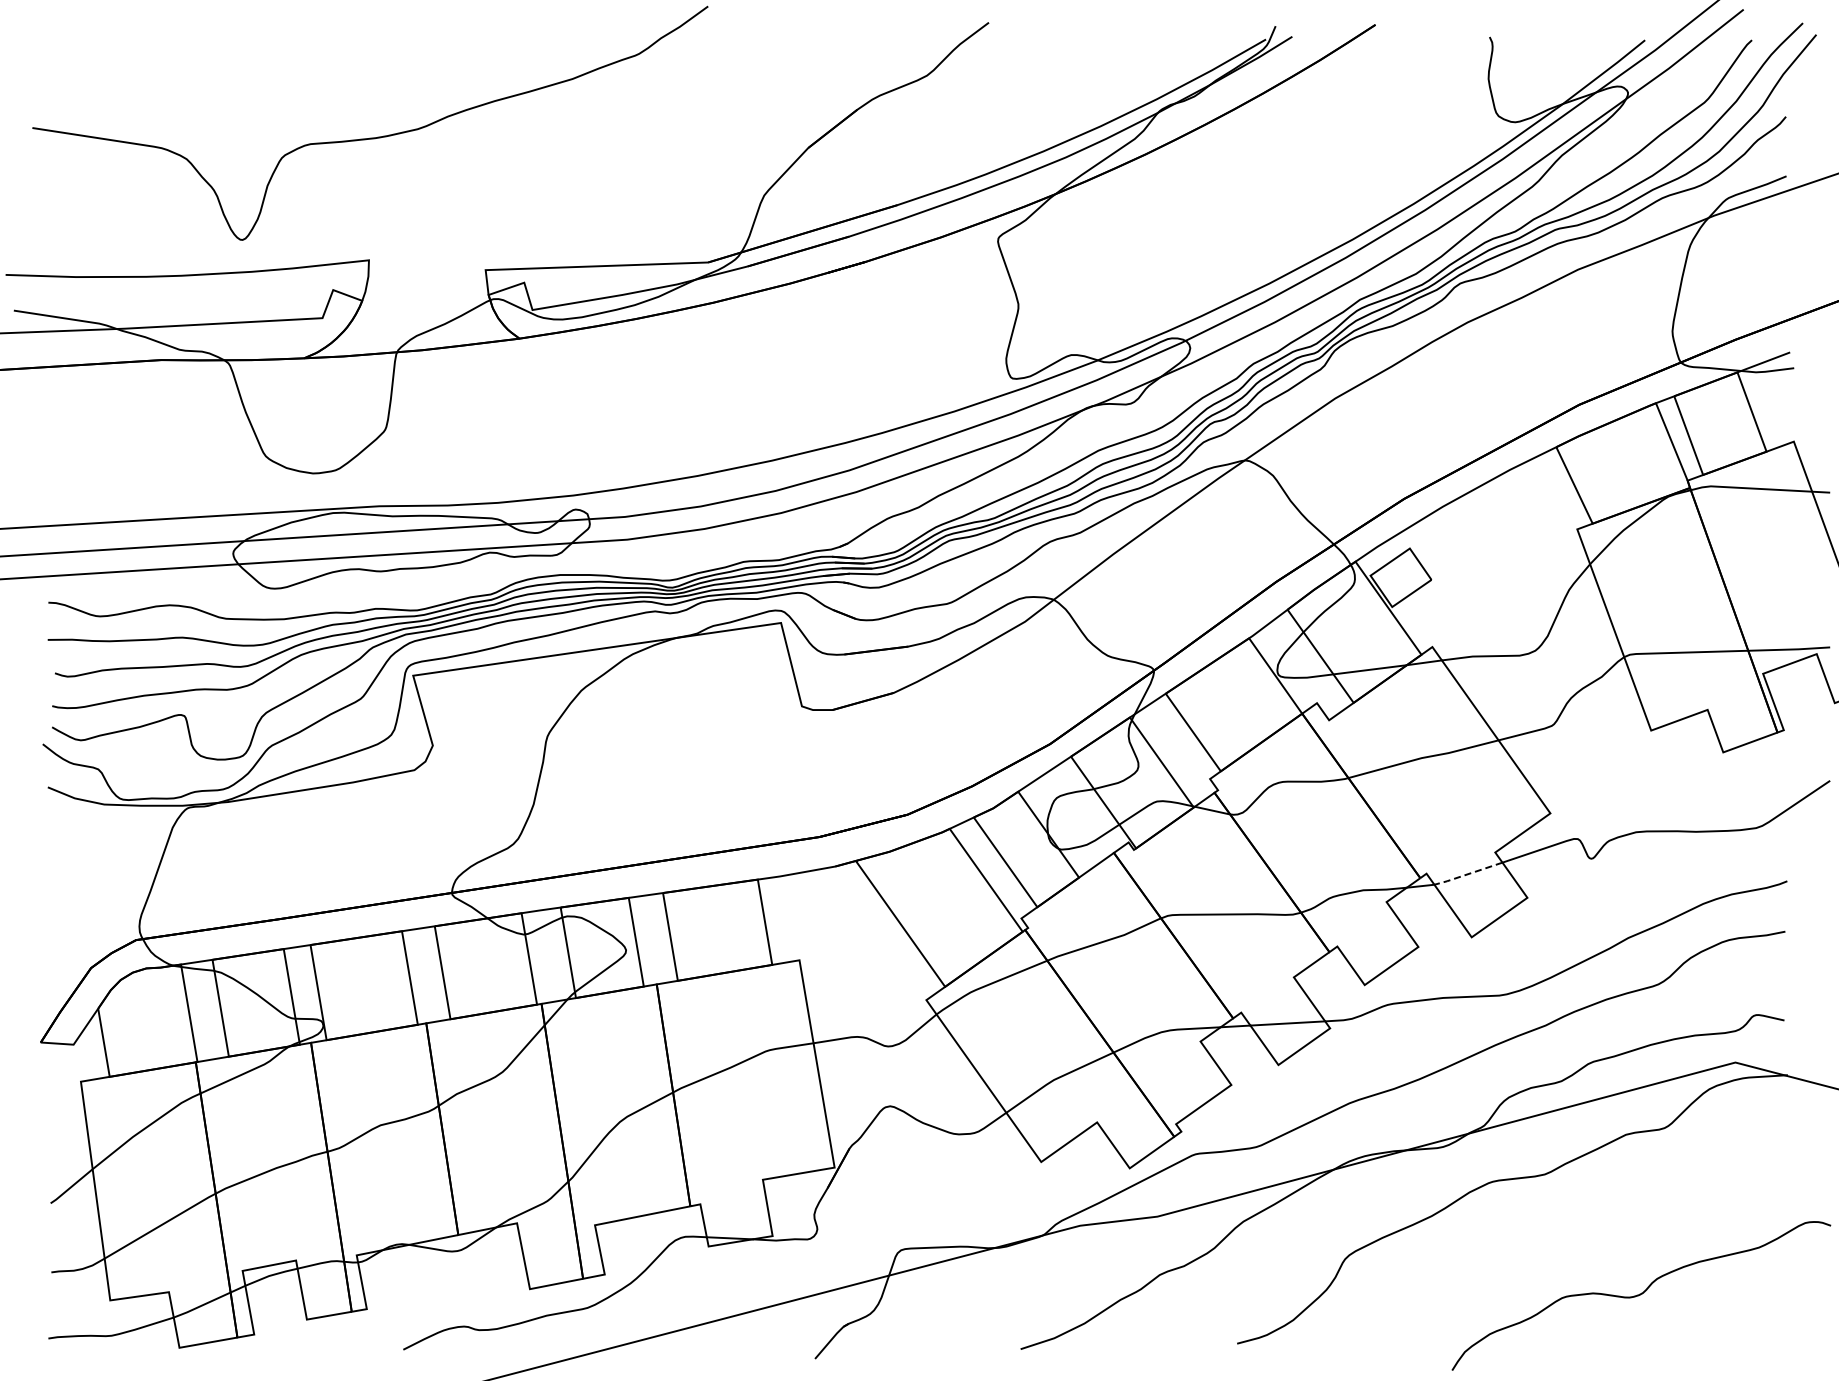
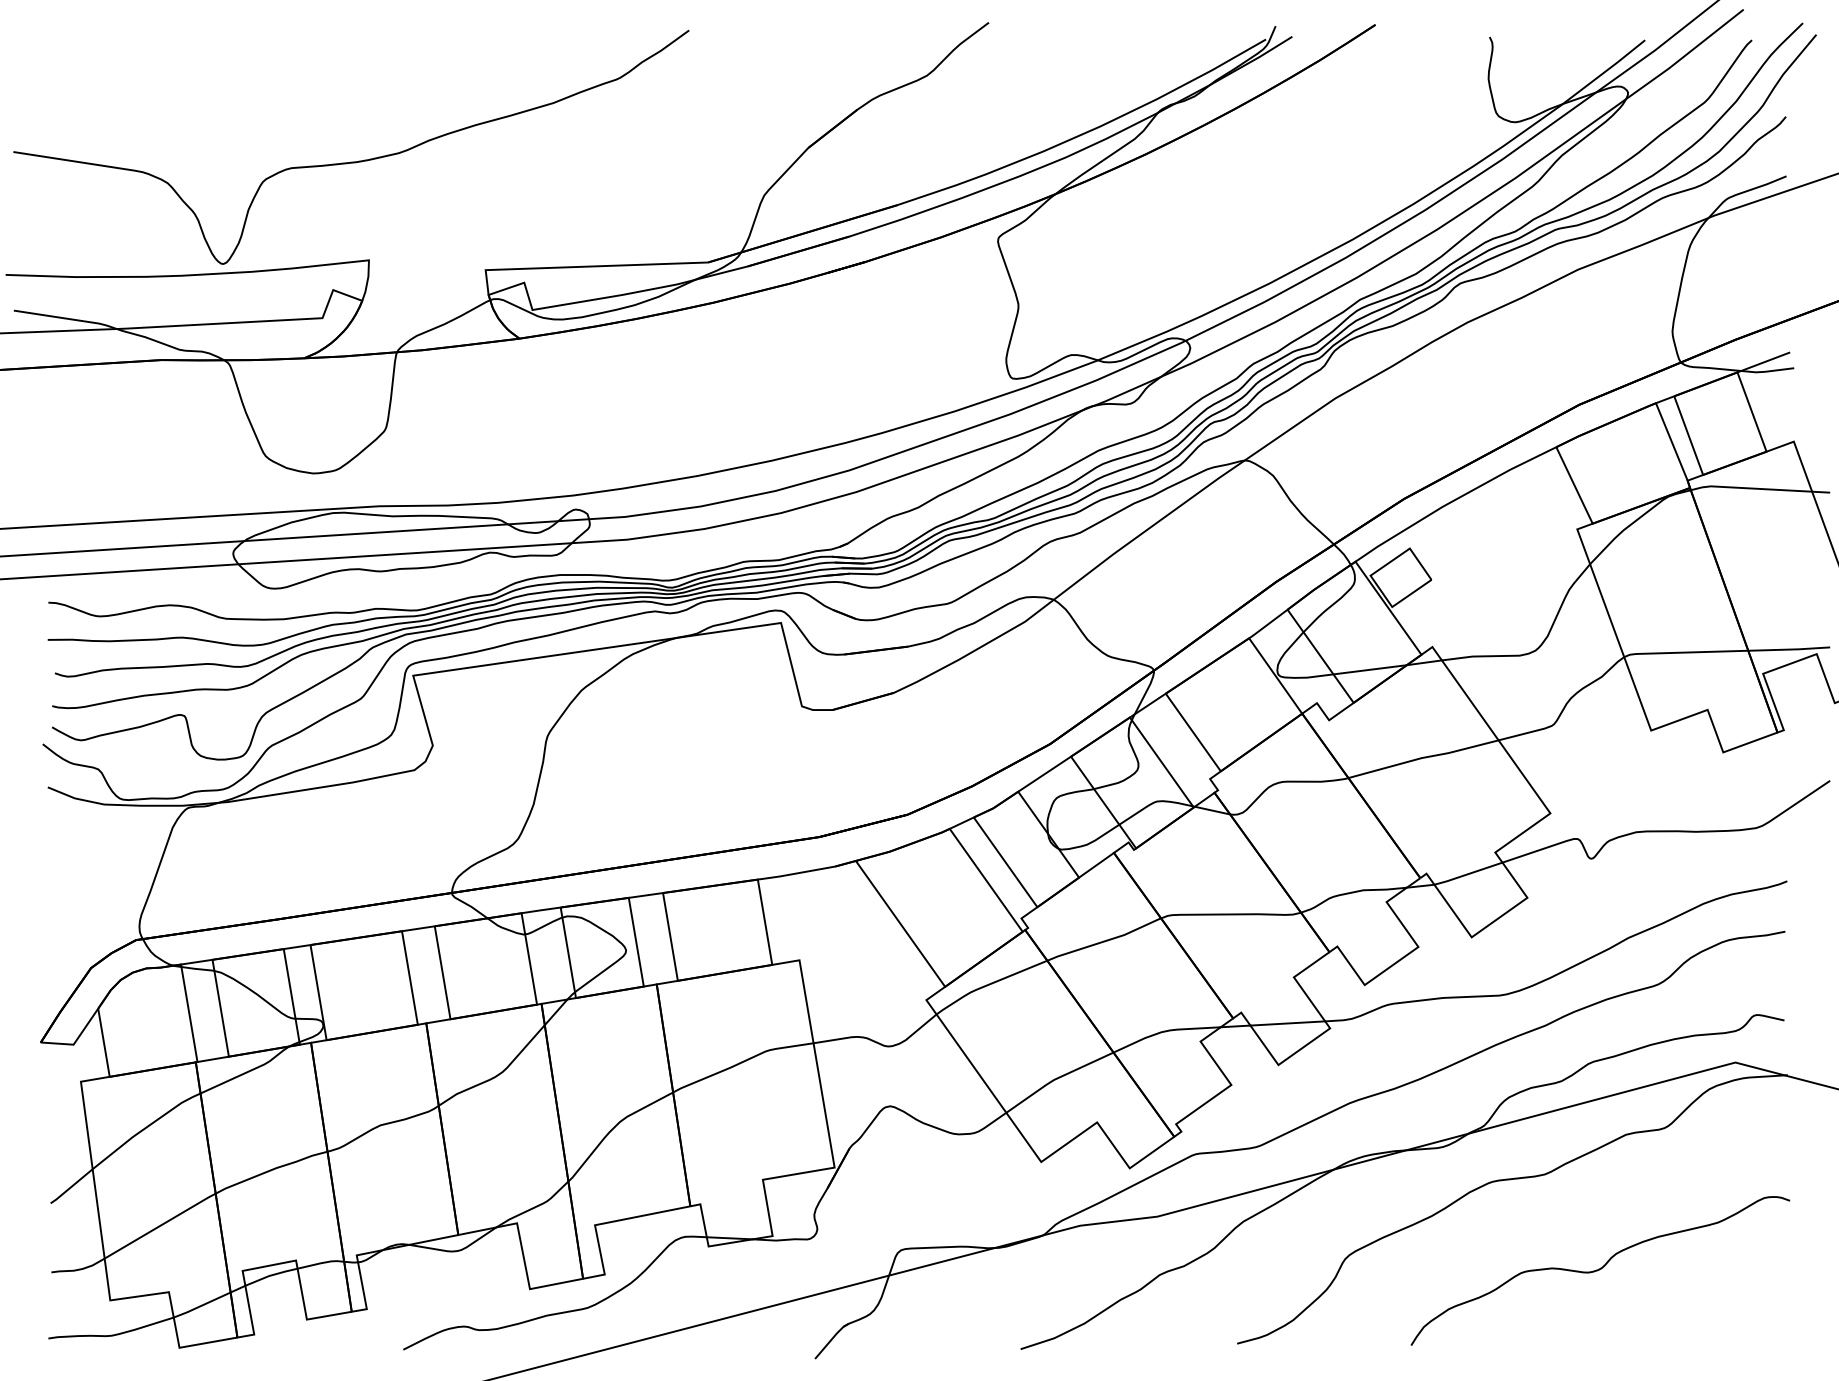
curve position: (370, 137) -> (351, 161) (351, 161)
line: dashed -> solid (1467, 874)
curve position: (1641, 1294) -> (1600, 1269) (1600, 1269)
